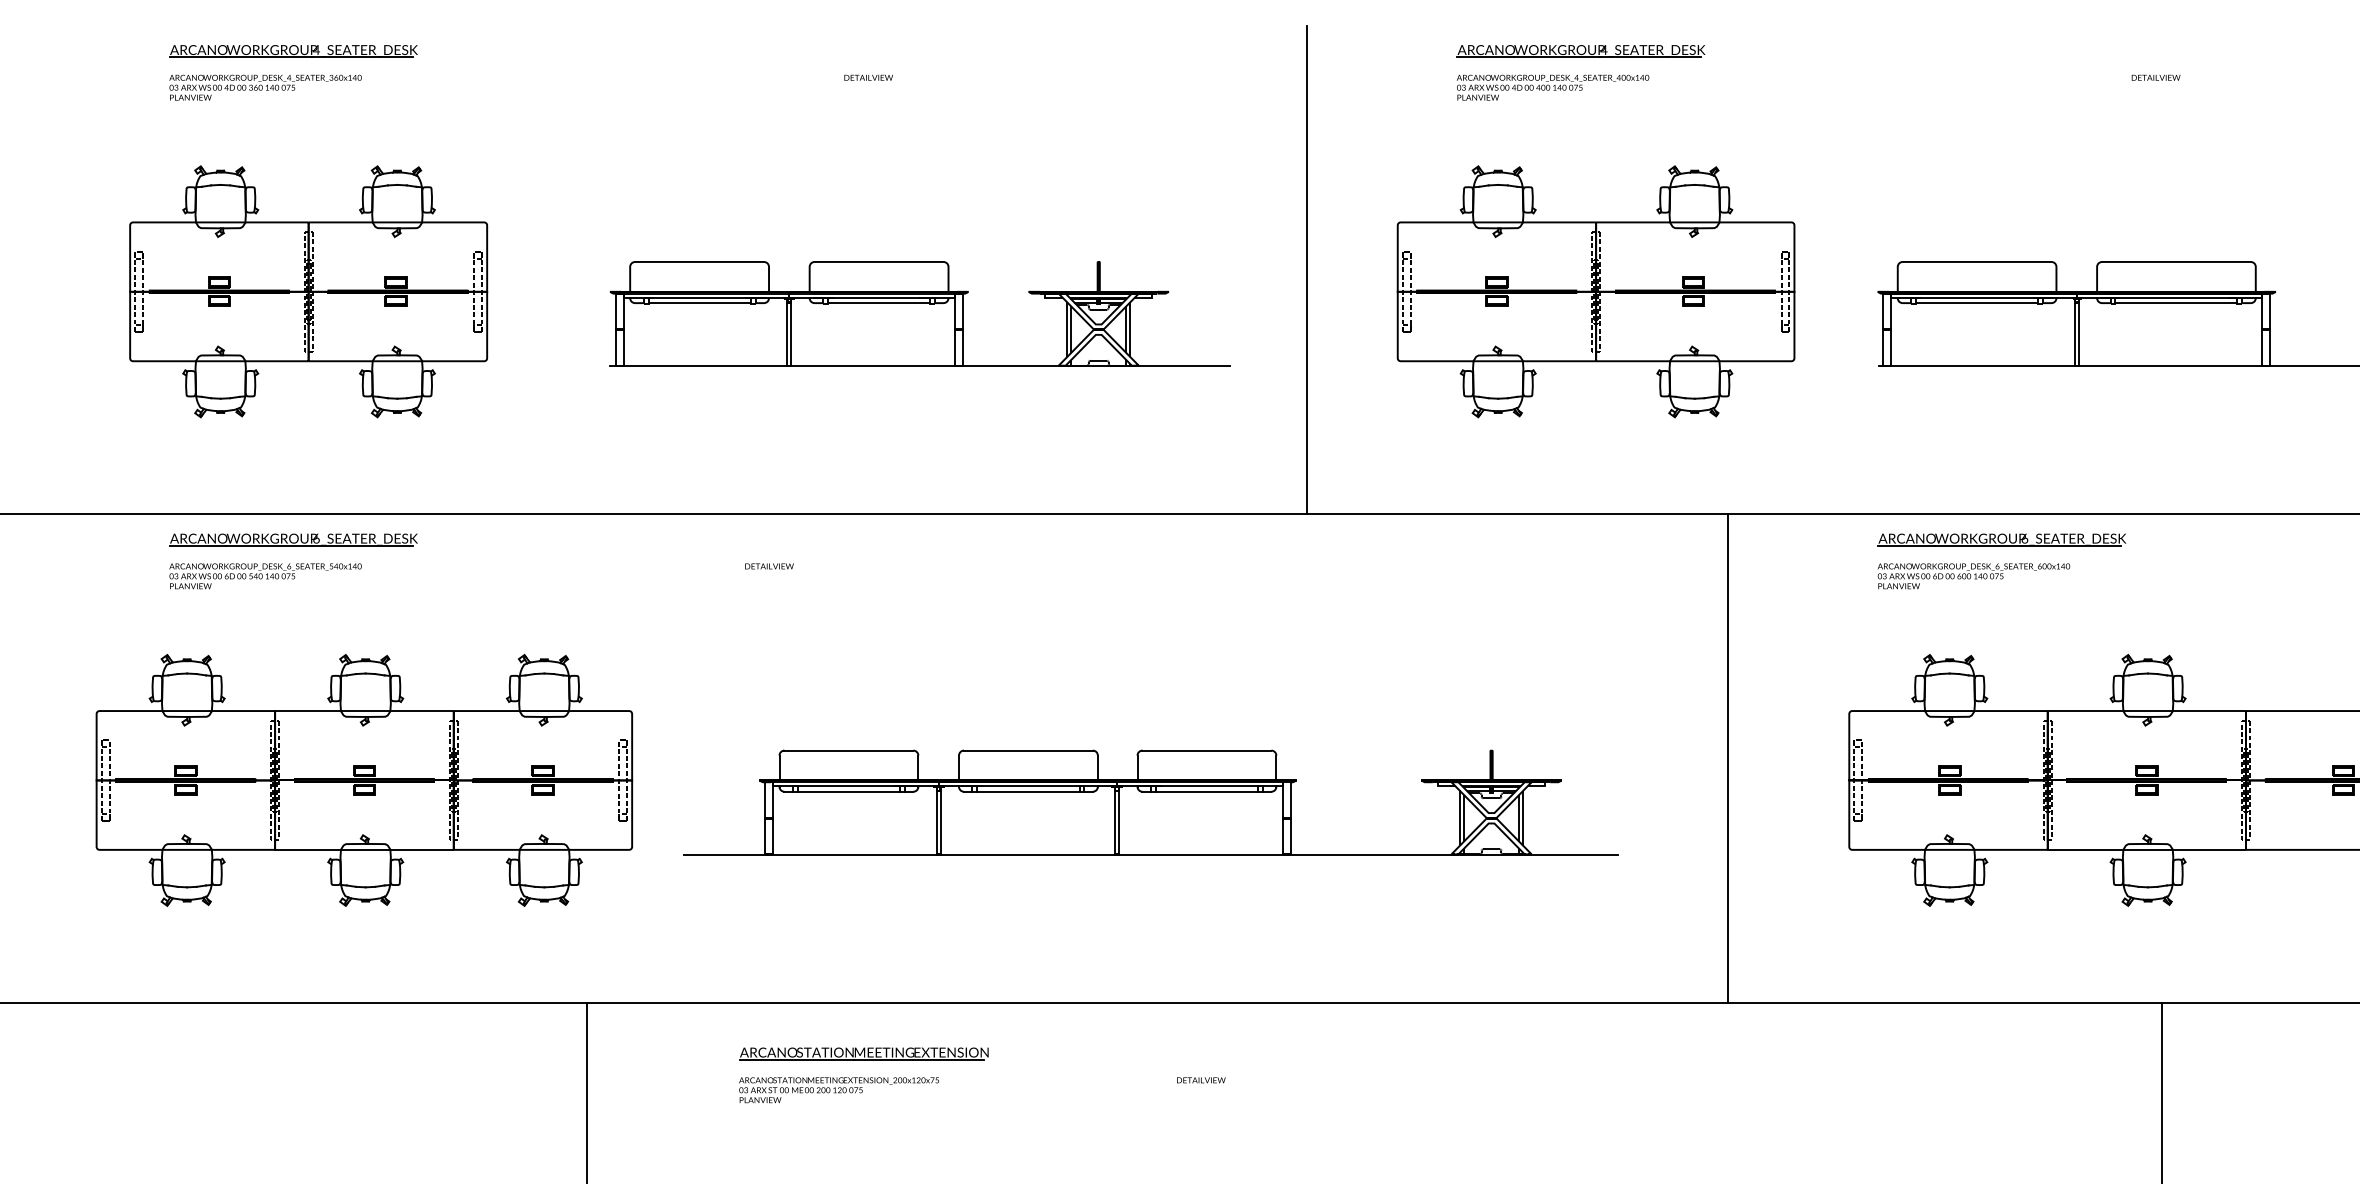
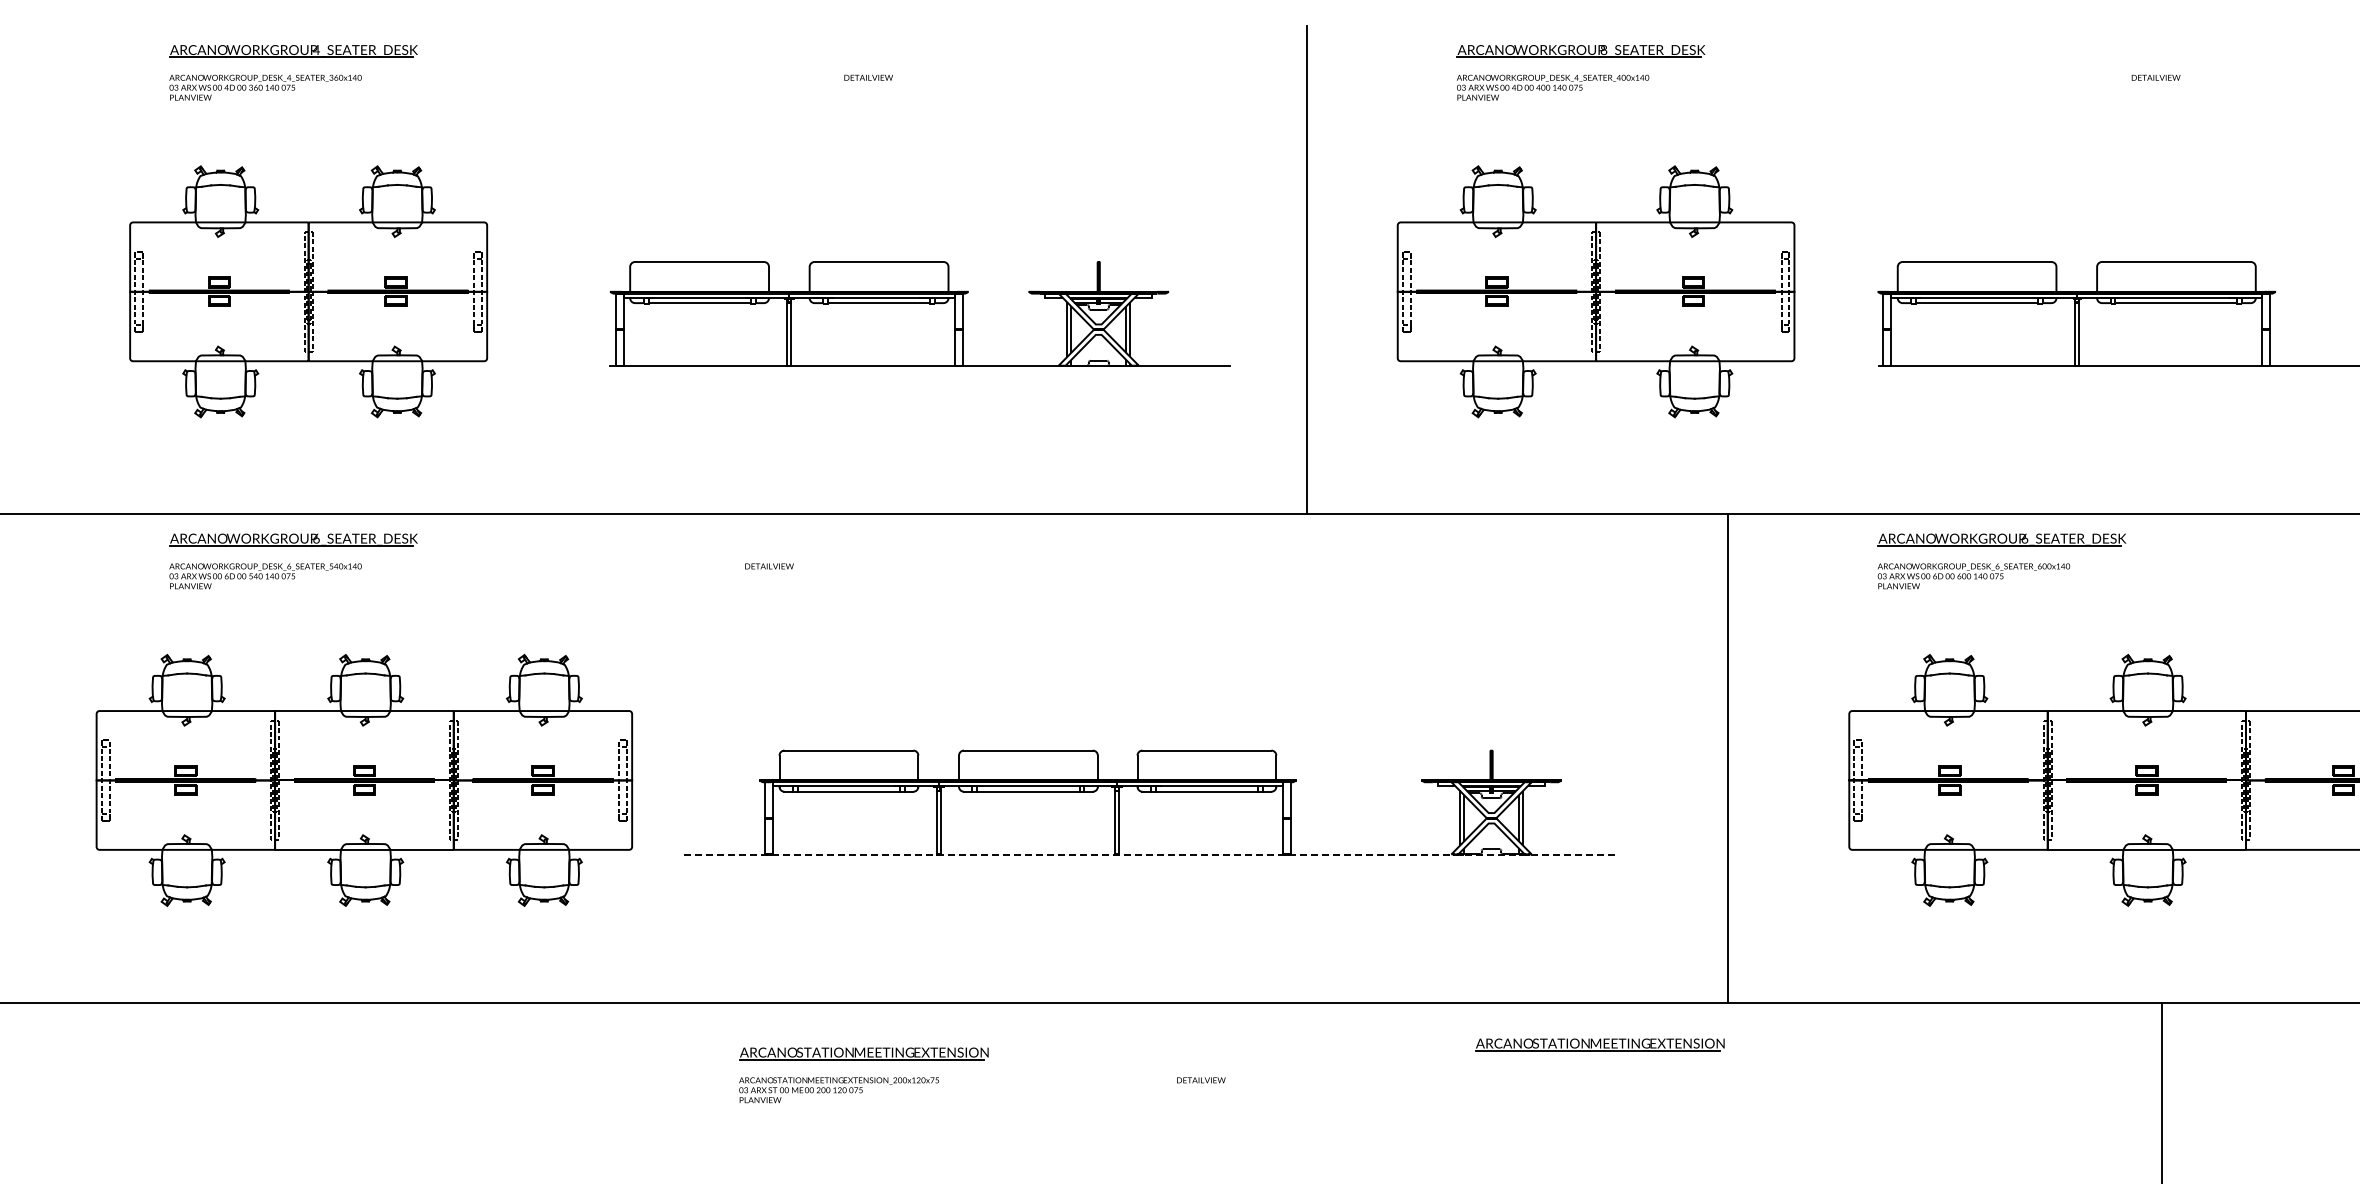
text: 4_SEATER_DESK -> 8_SEATER_DESK (1603, 49)
line: solid -> dashed (1150, 854)
part: none -> present (1599, 1044)
line: present -> none (587, 1091)
